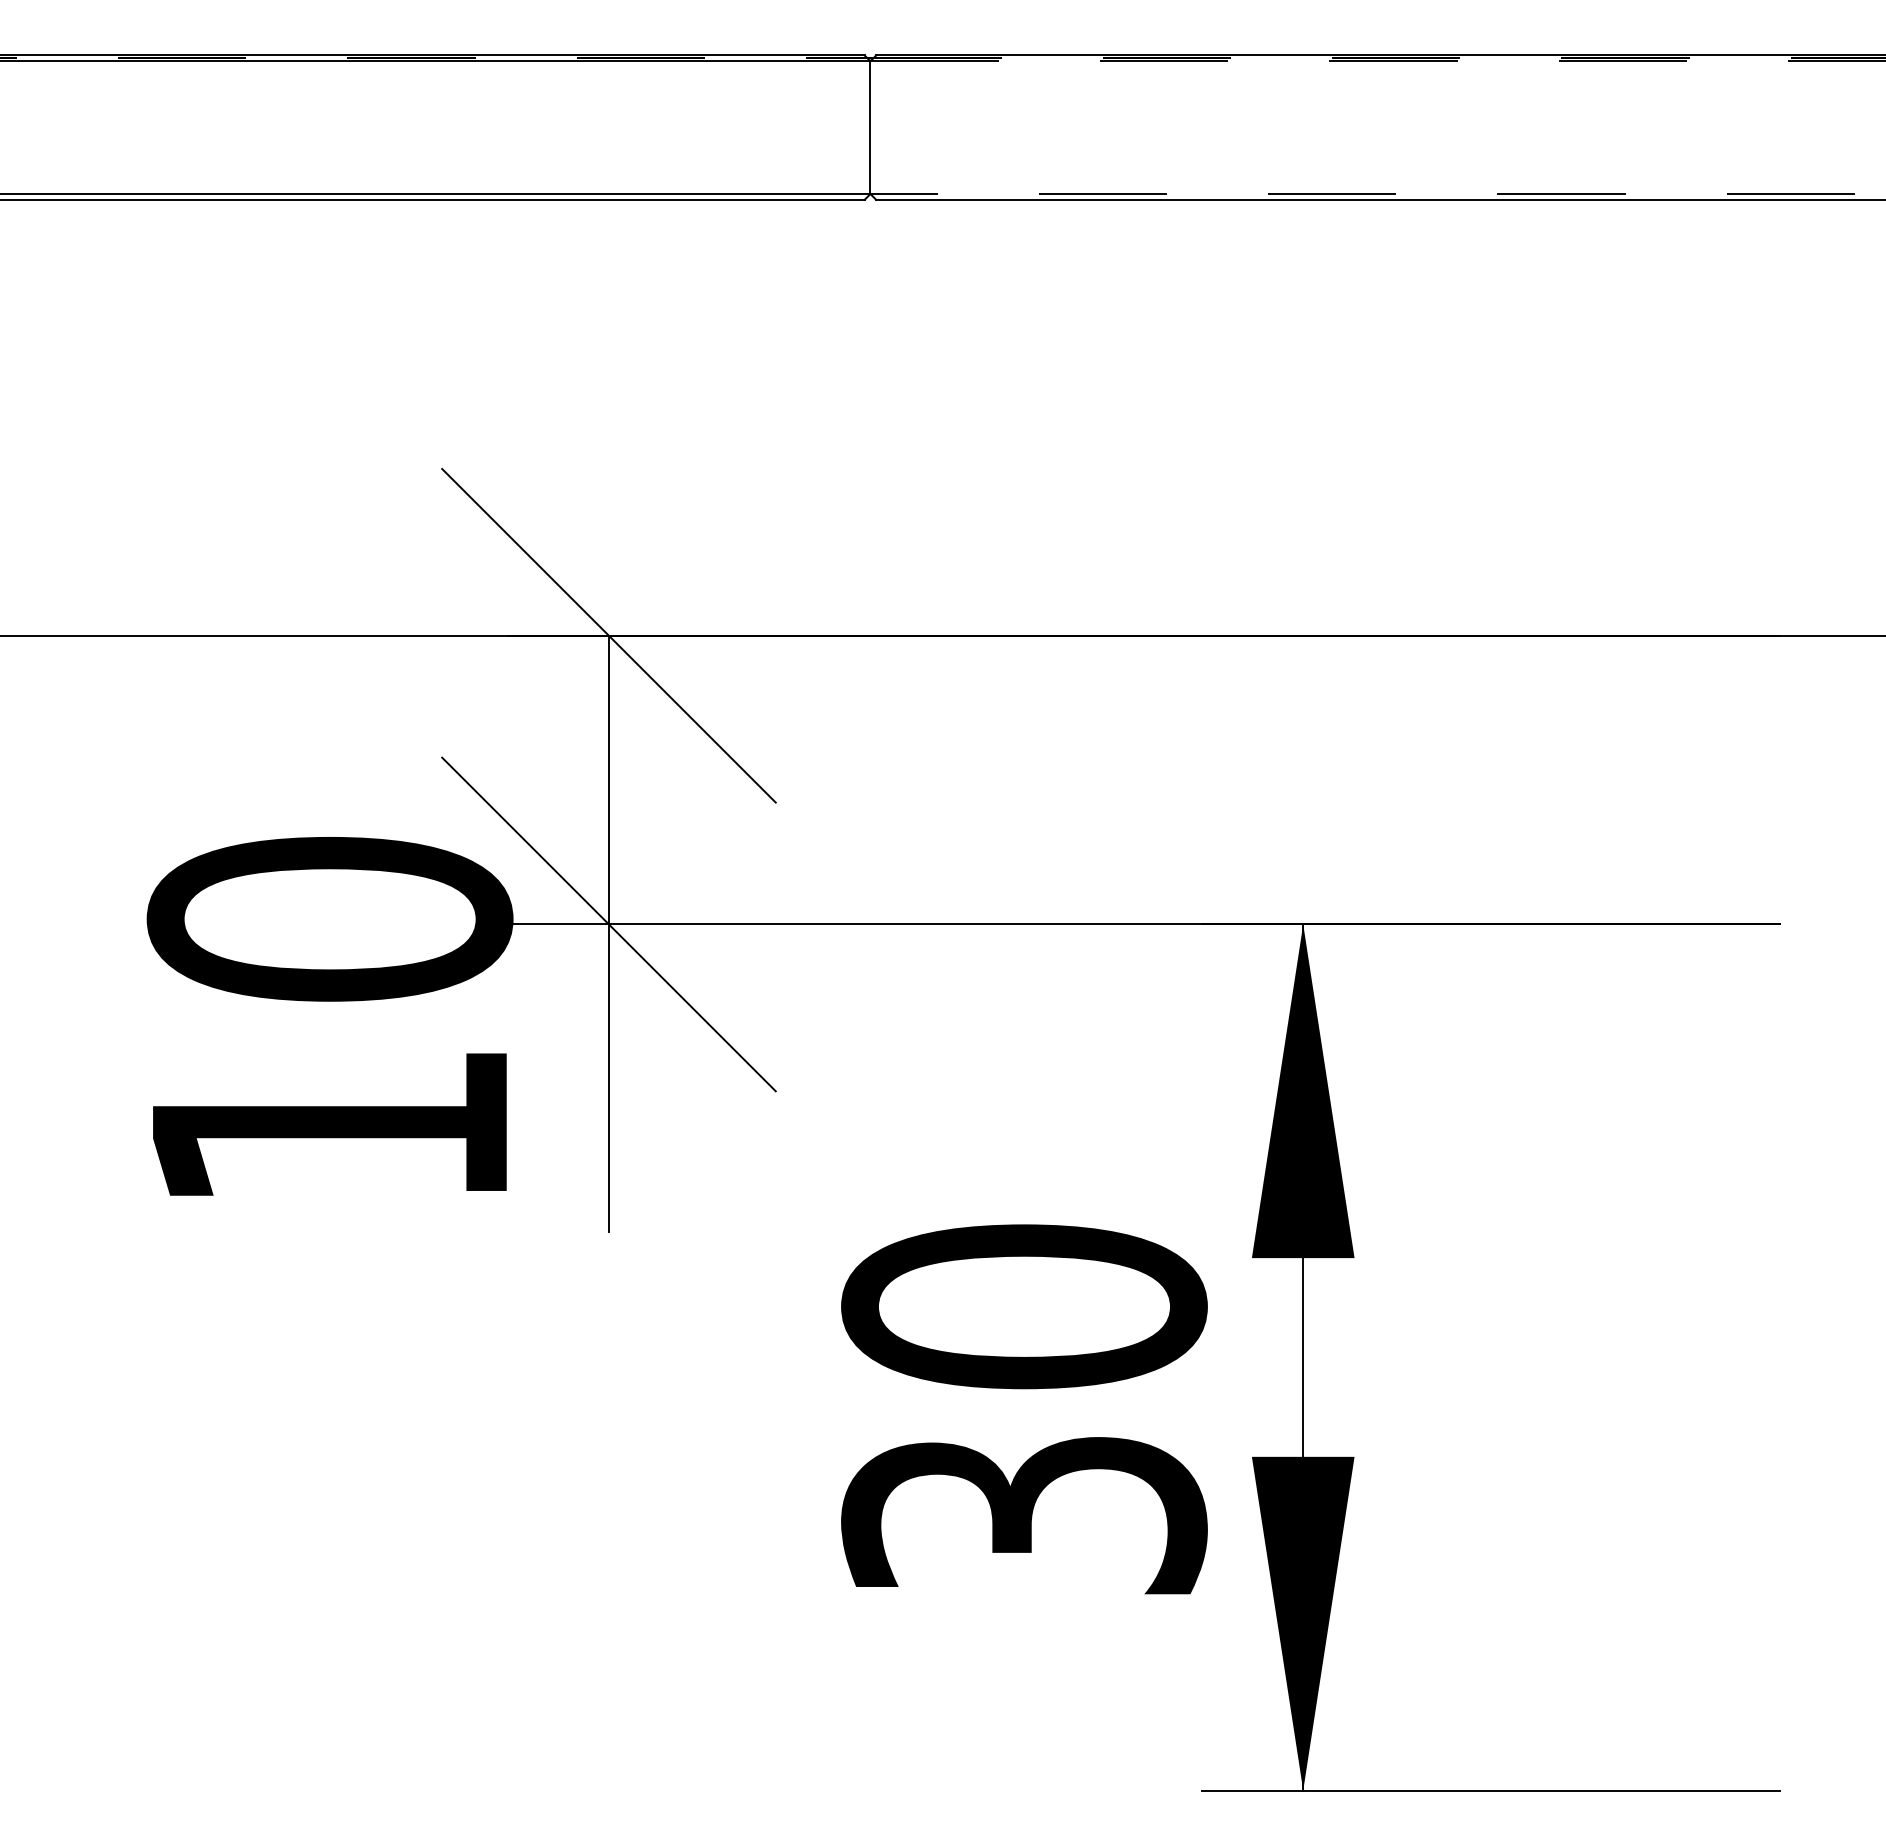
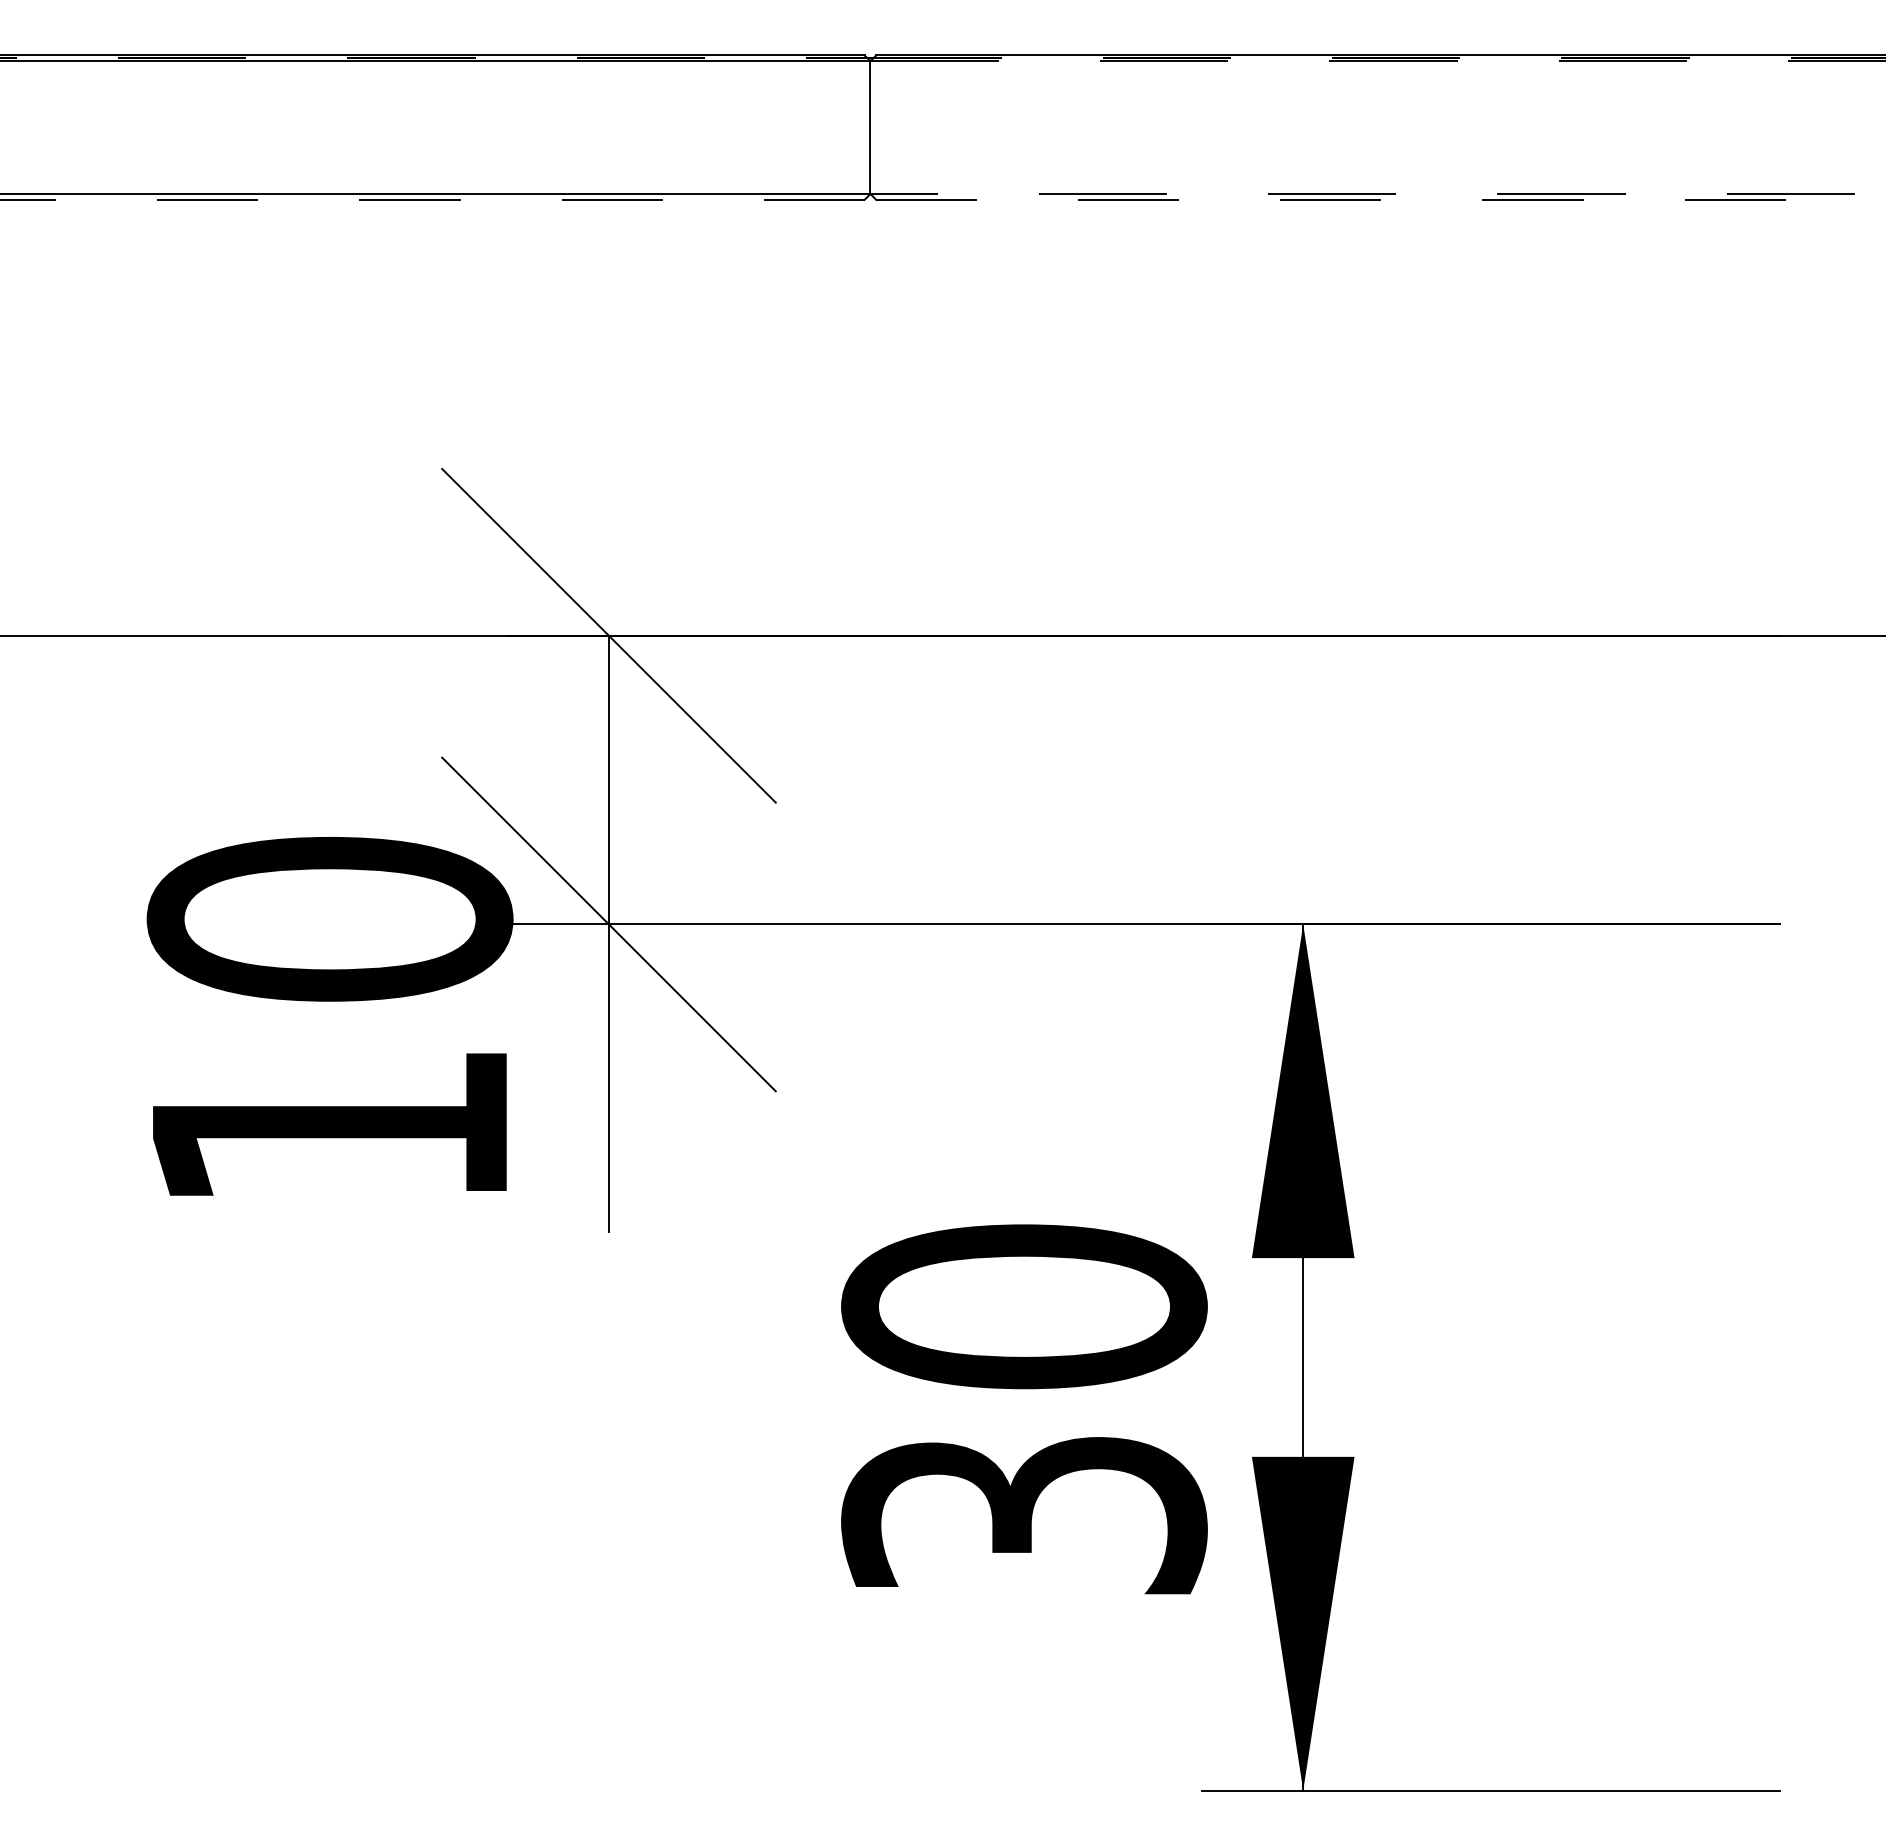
line: solid -> dashed (432, 199)
line: solid -> dashed (1381, 199)
